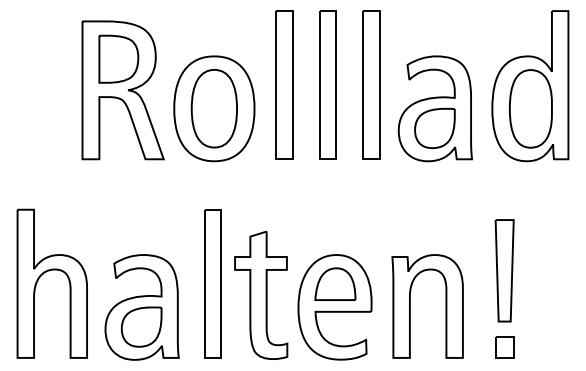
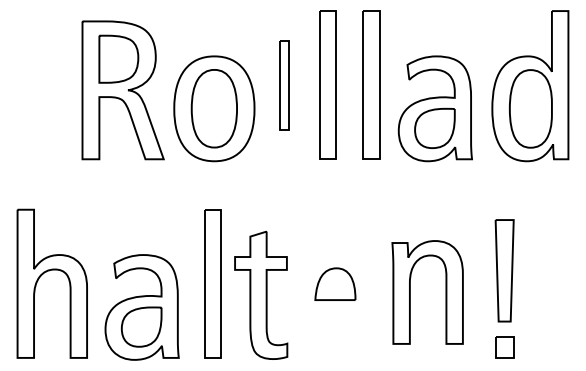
part size: 19x150 px -> 11x91 px (284, 85)
part position: (410, 306) -> (410, 292) (410, 292)
part: present -> none (334, 307)
